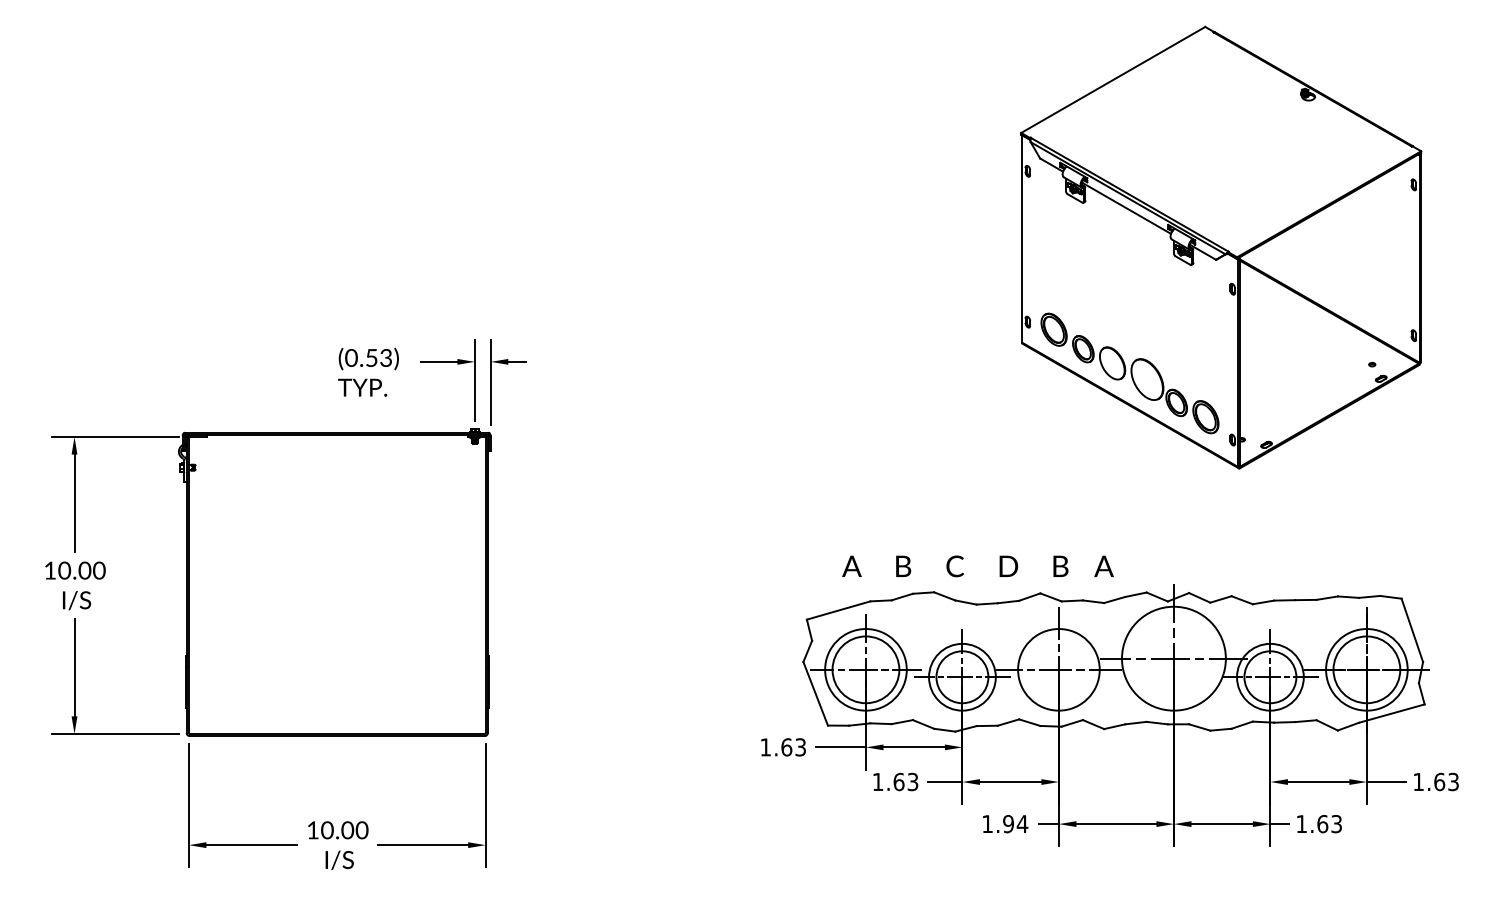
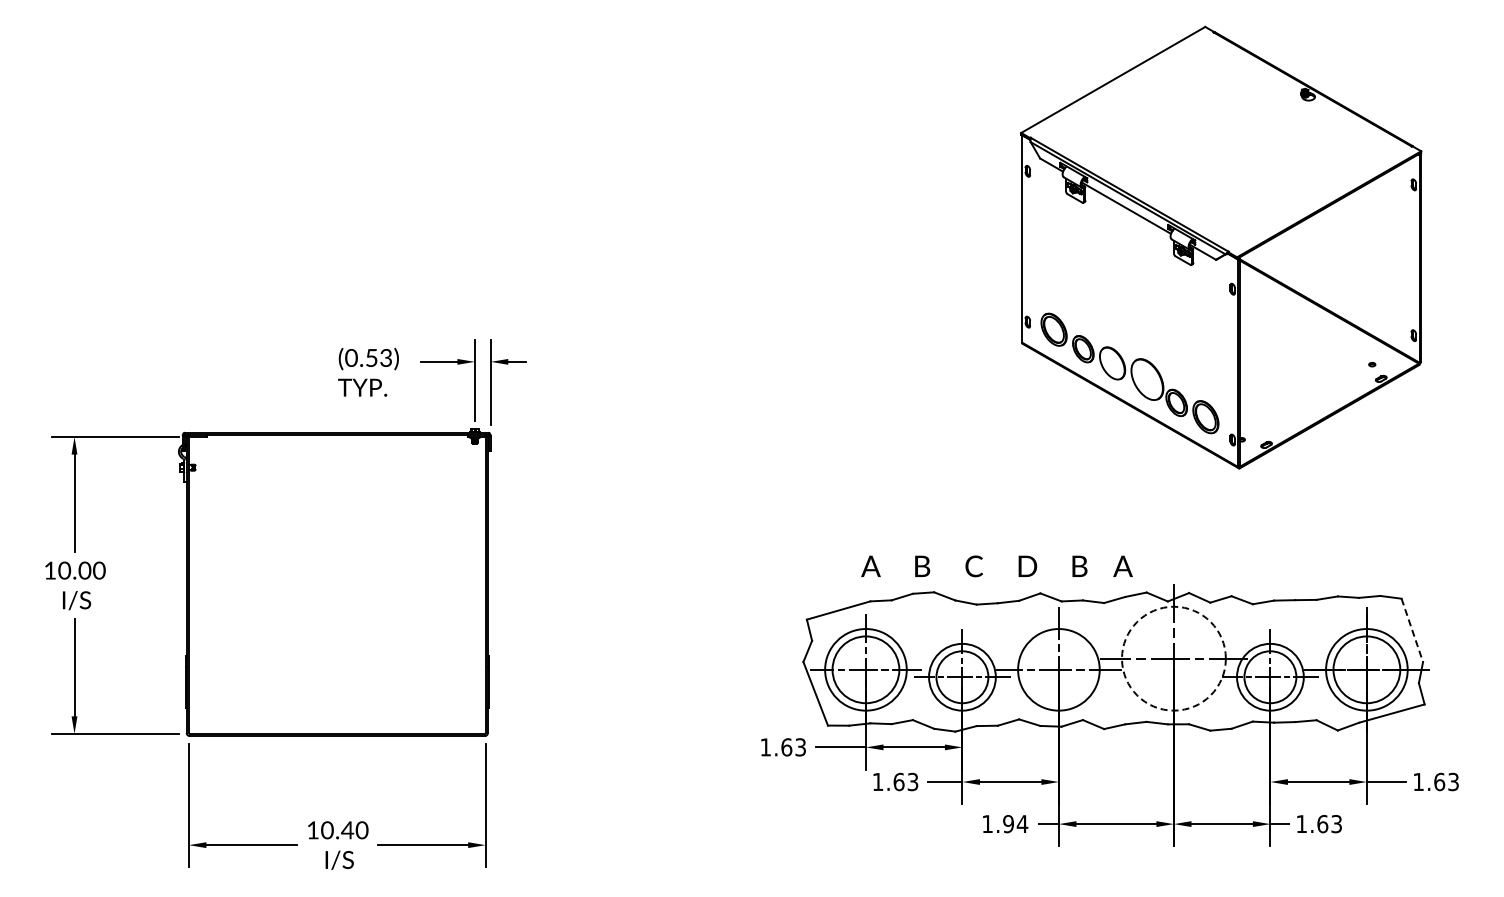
text position: (977, 566) -> (996, 566) (996, 566)
line: solid -> dashed (1412, 630)
circle: solid -> dashed (1173, 658)
text: 10.00 -> 10.40 (347, 830)
